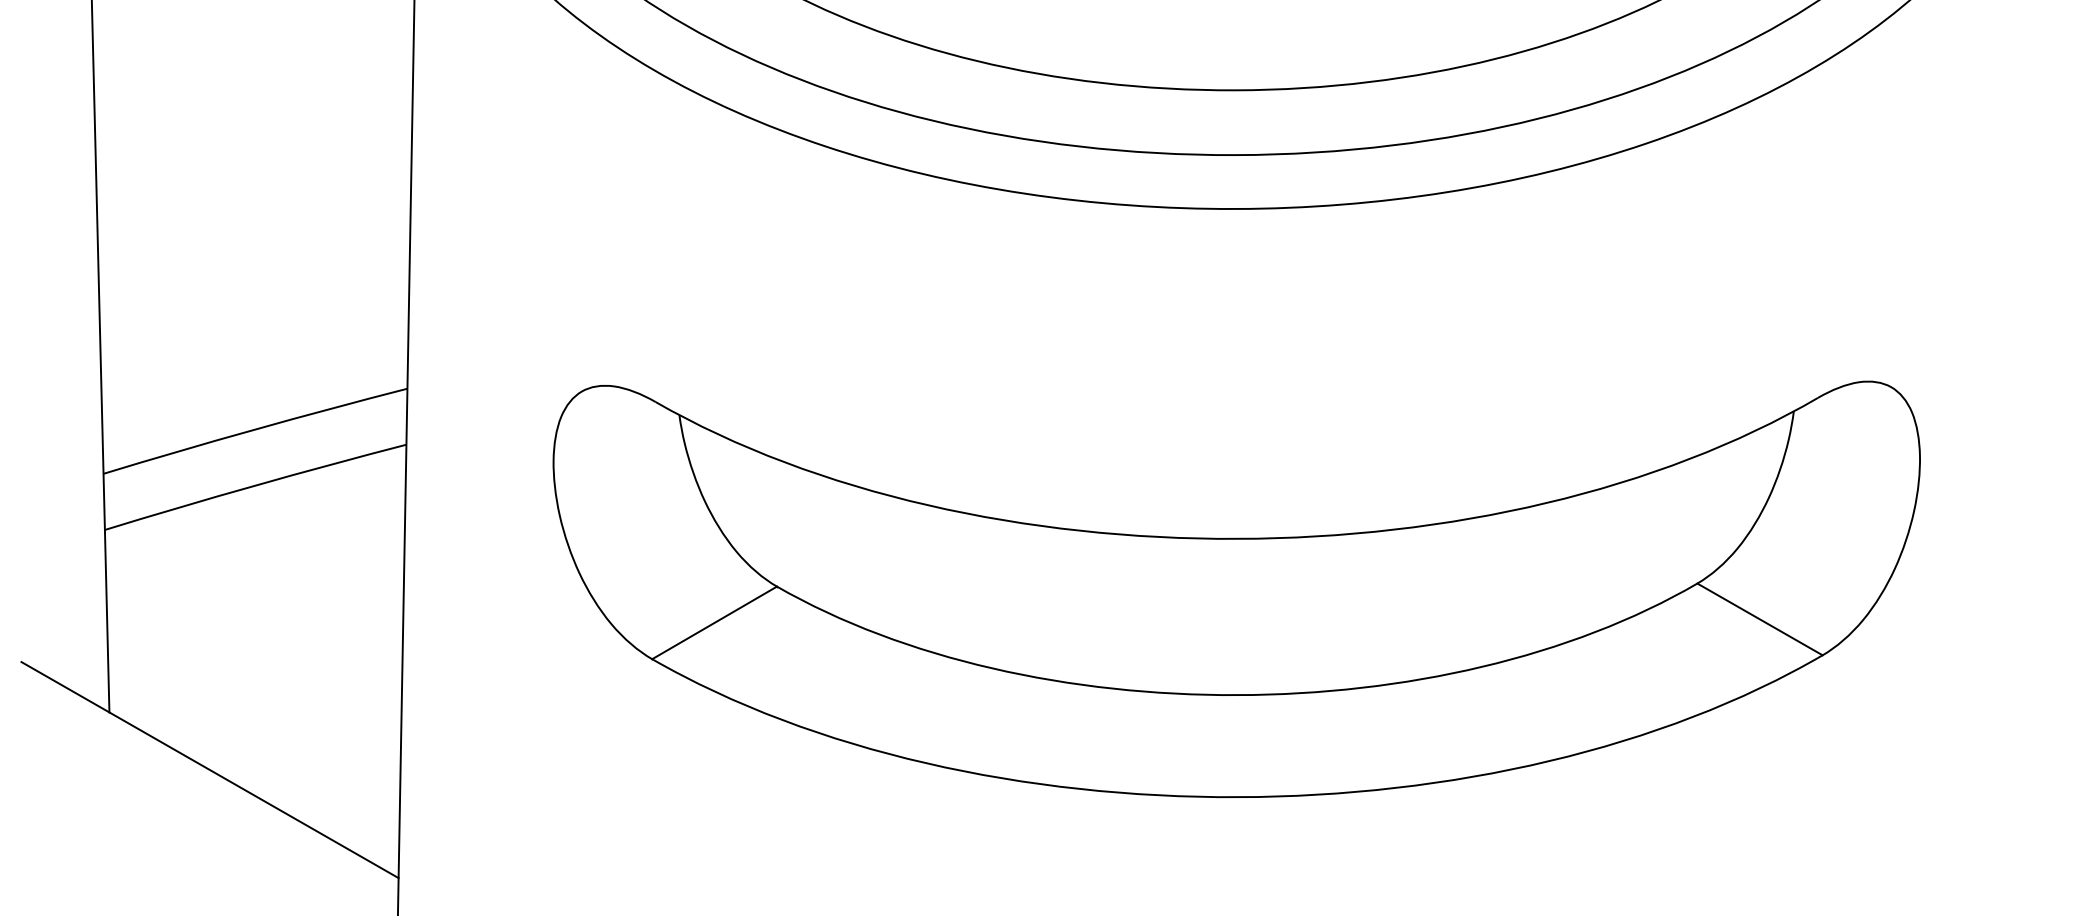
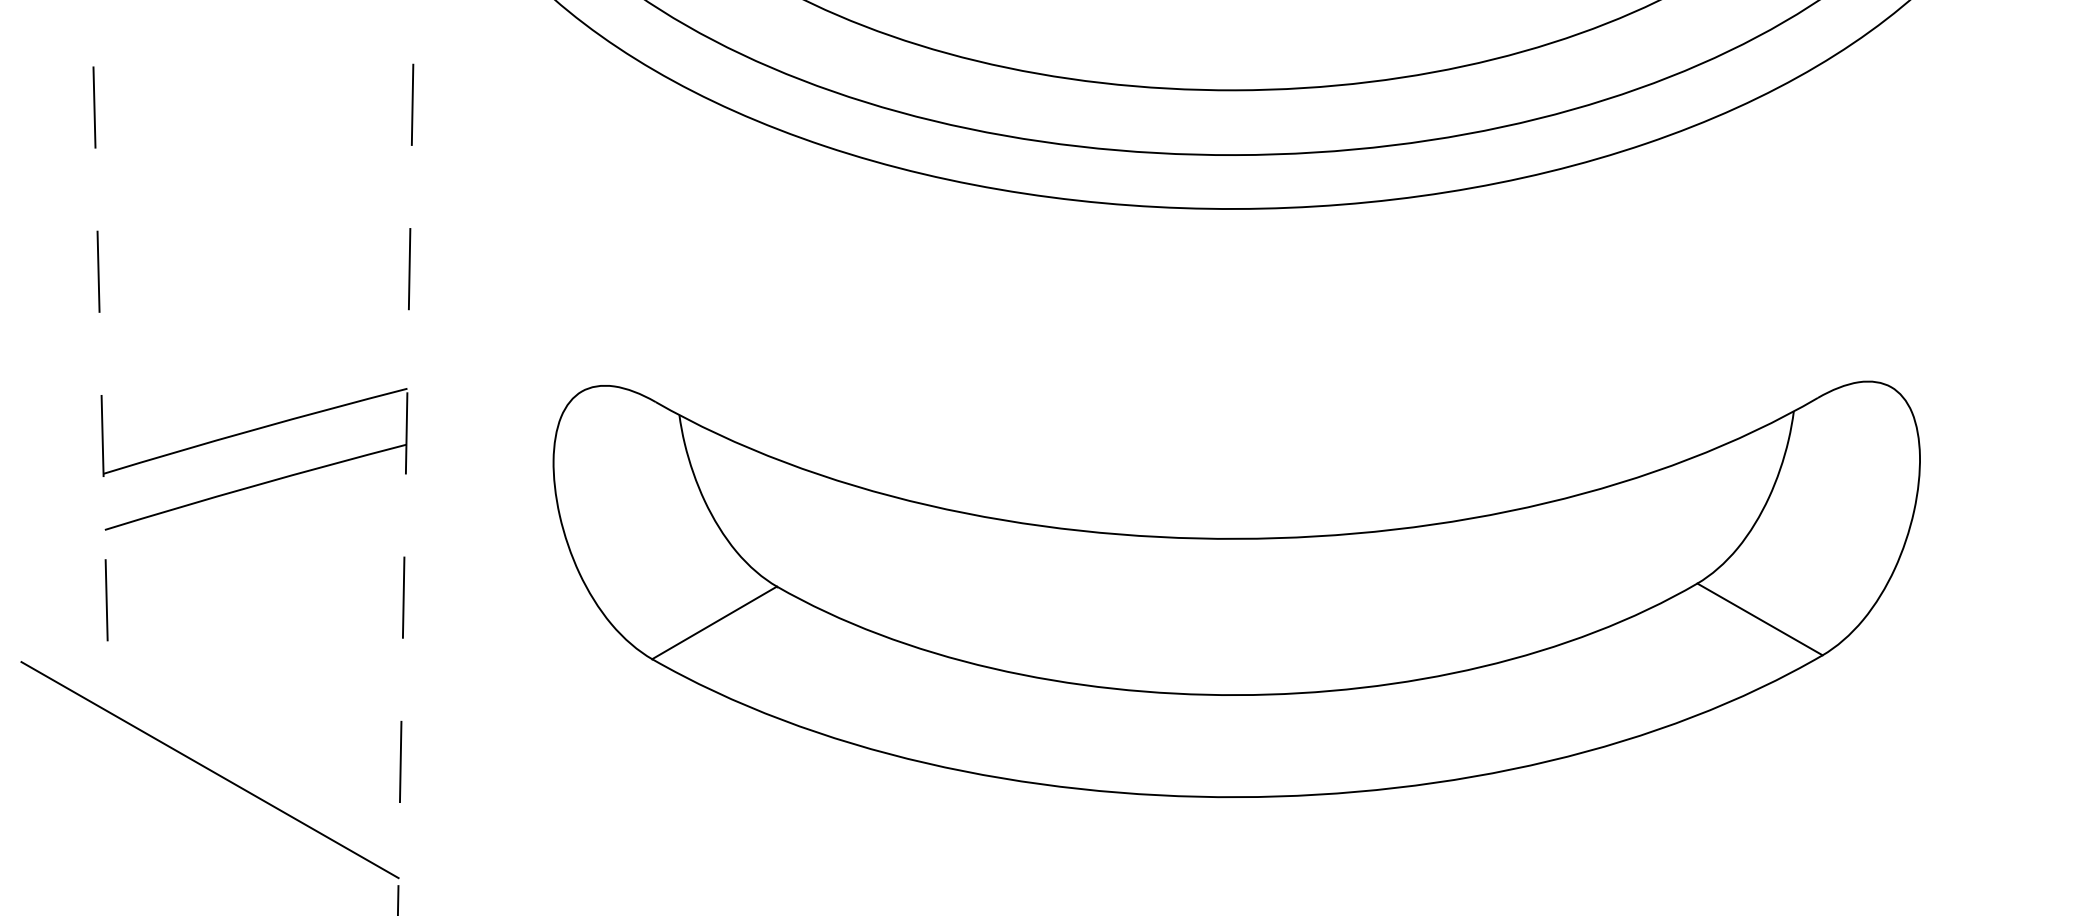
line: solid -> dashed (100, 356)
line: solid -> dashed (406, 457)
